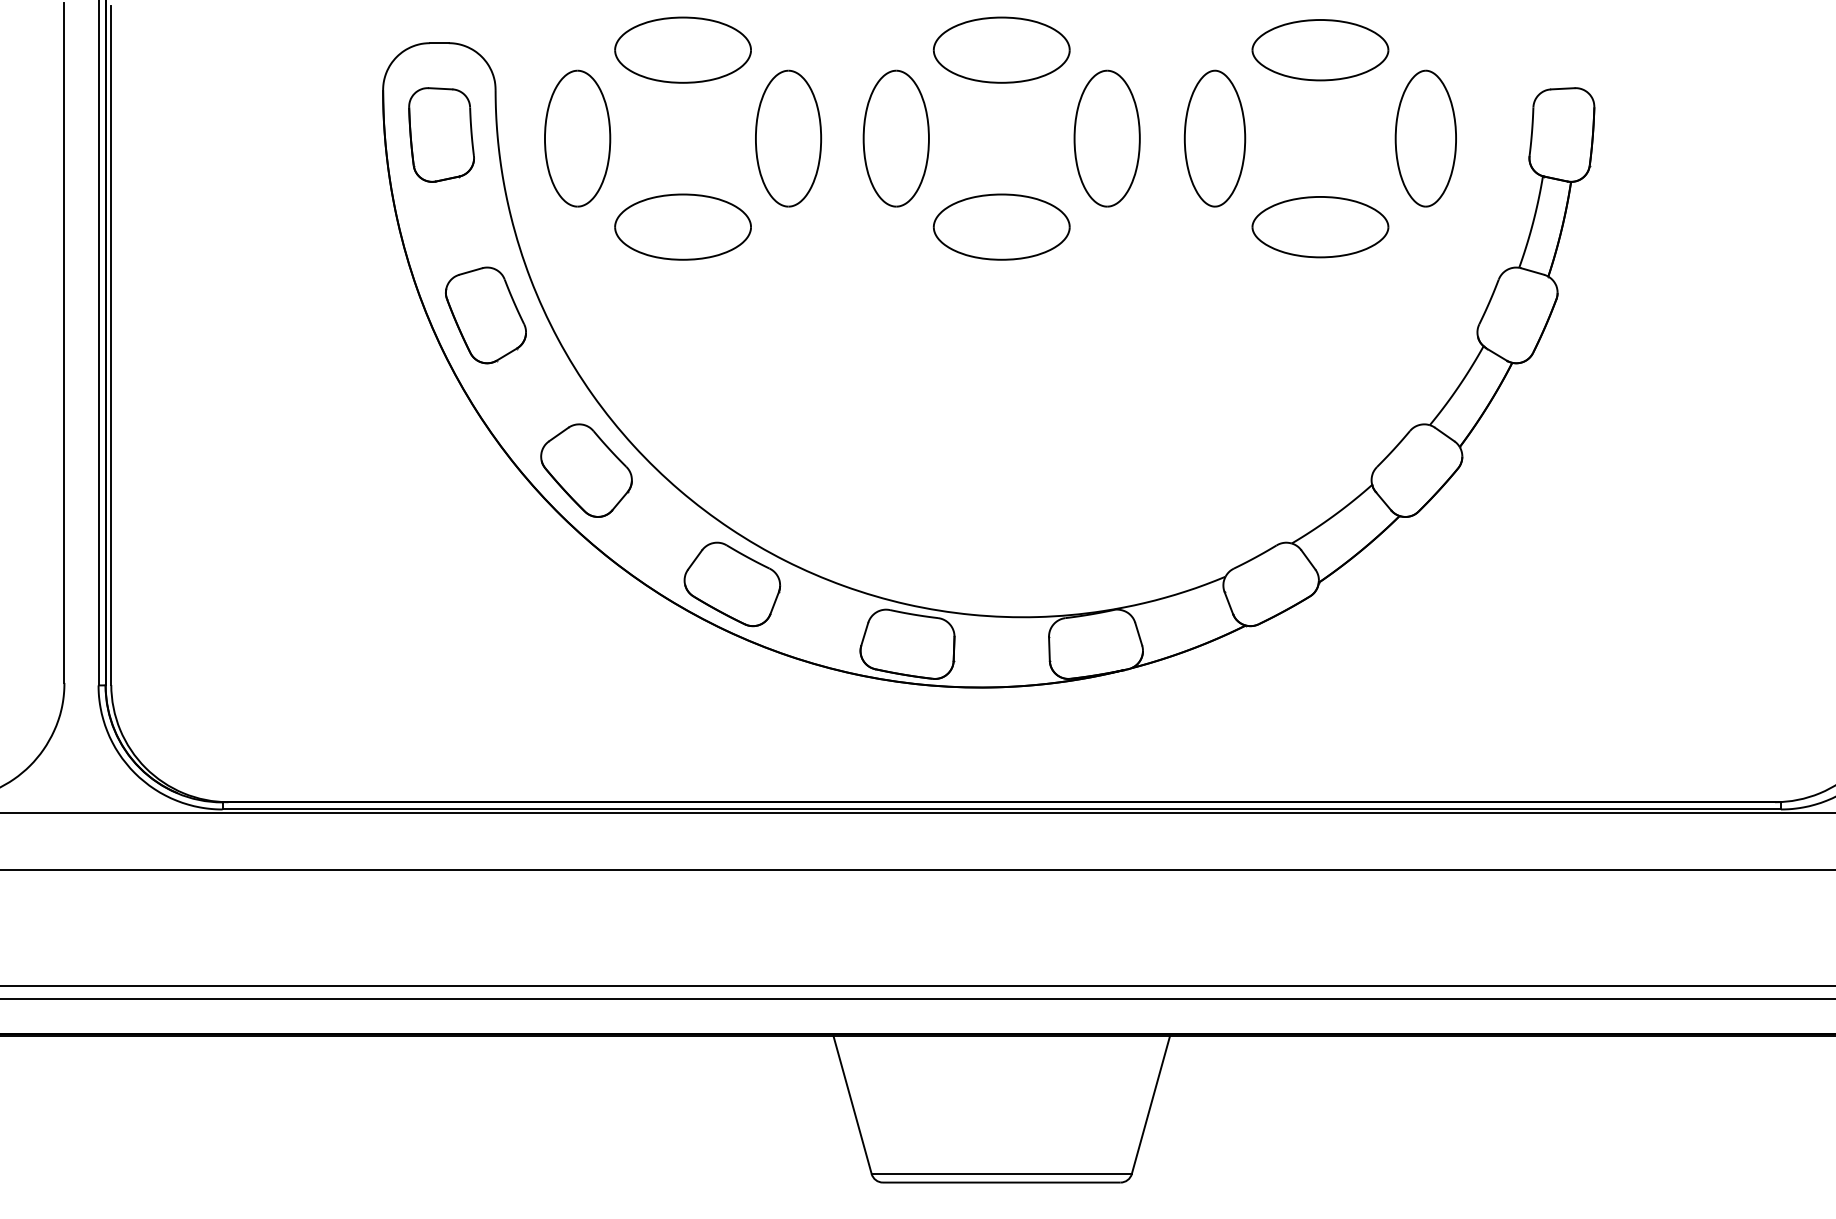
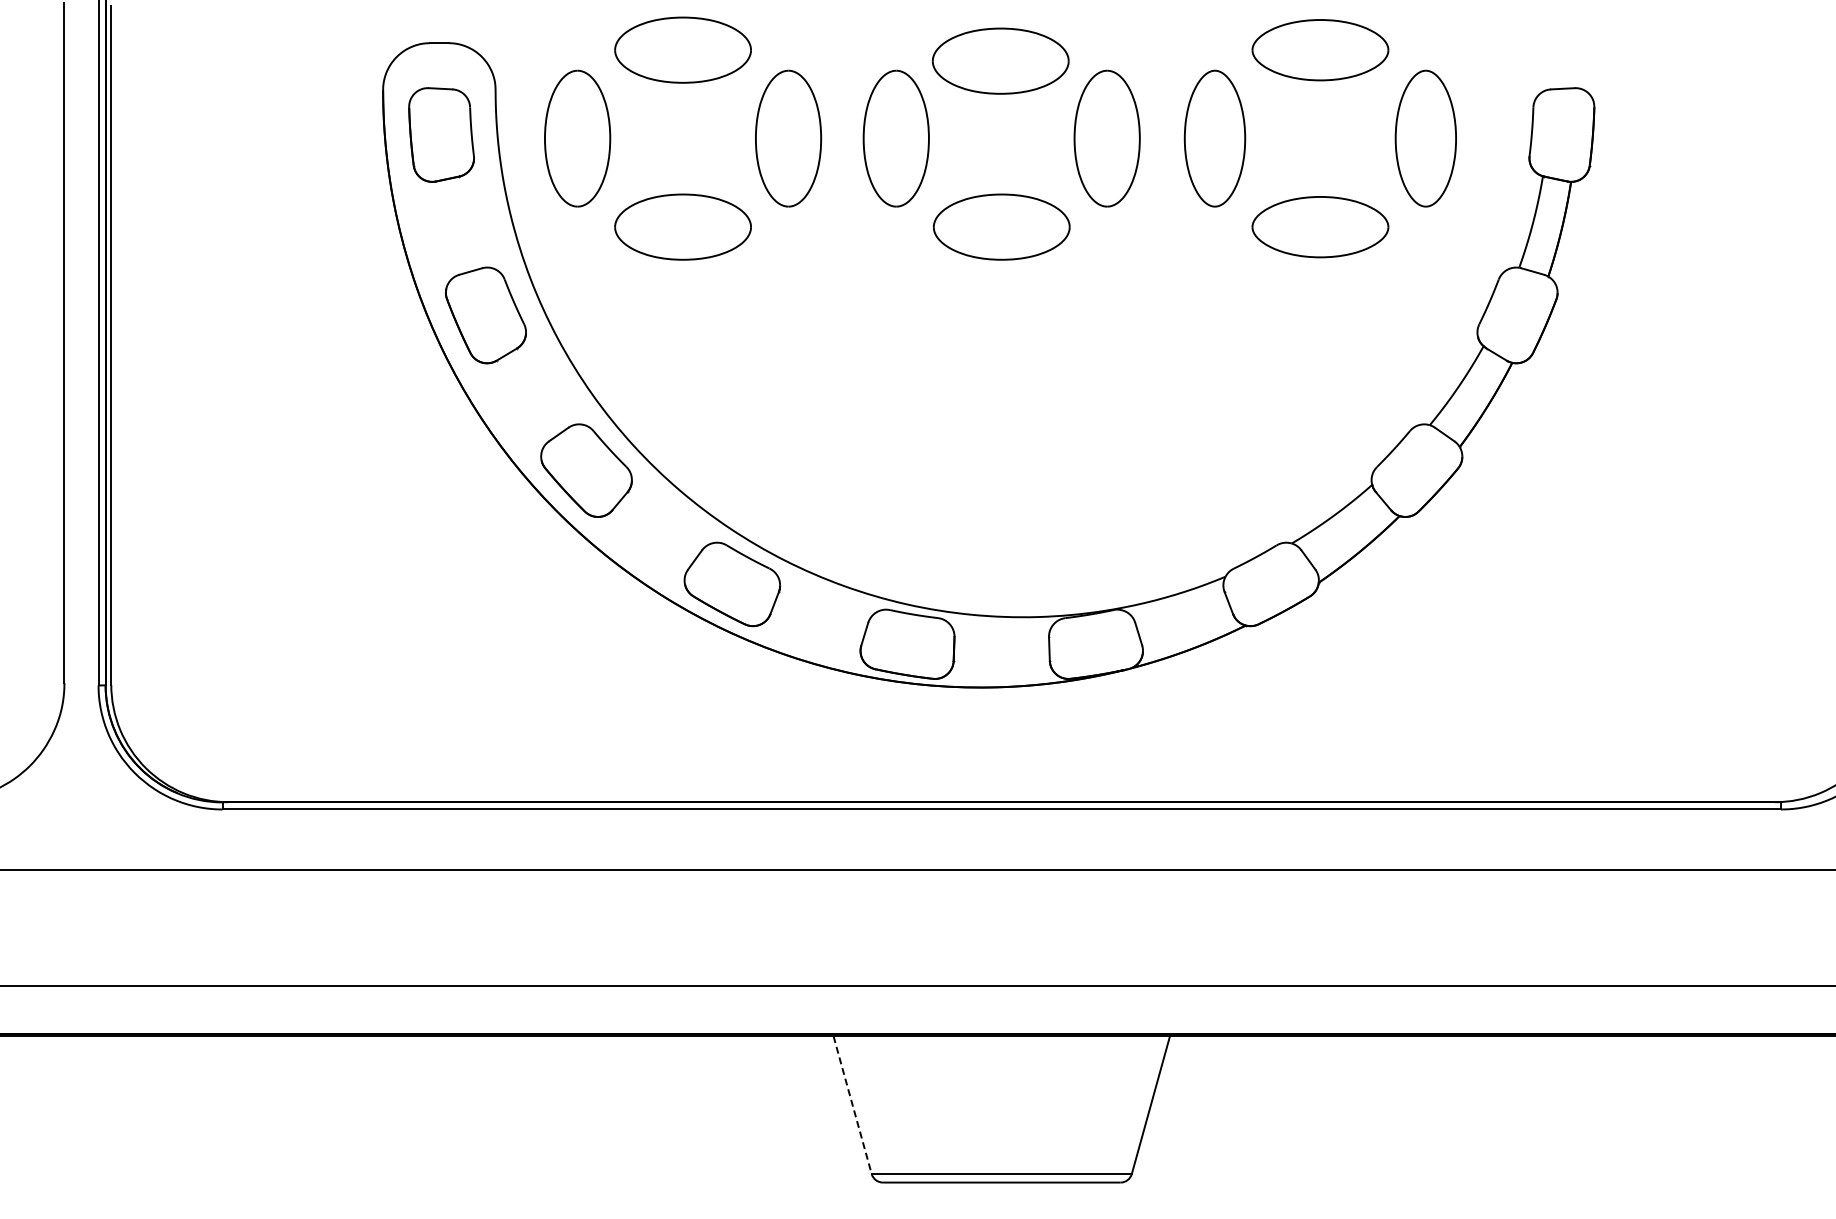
part position: (1001, 49) -> (1000, 60) (1000, 60)
line: present -> none (917, 813)
line: present -> none (917, 998)
line: solid -> dashed (852, 1105)
